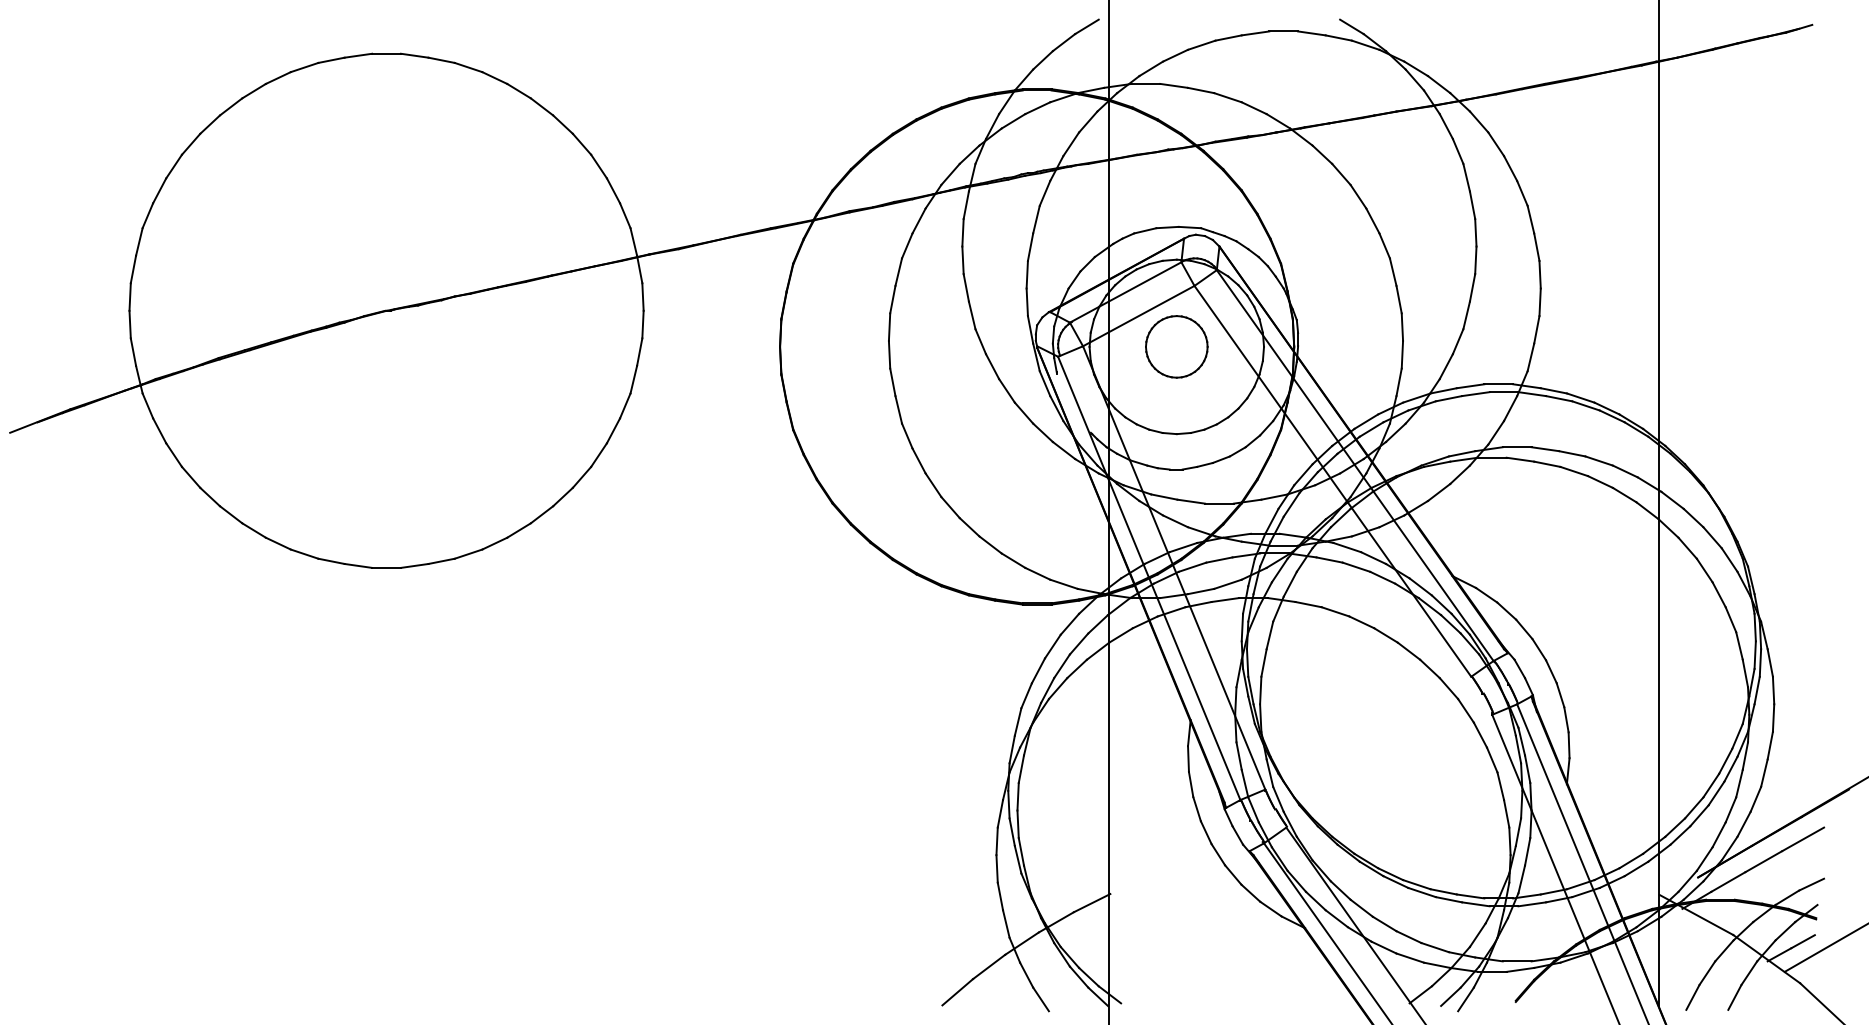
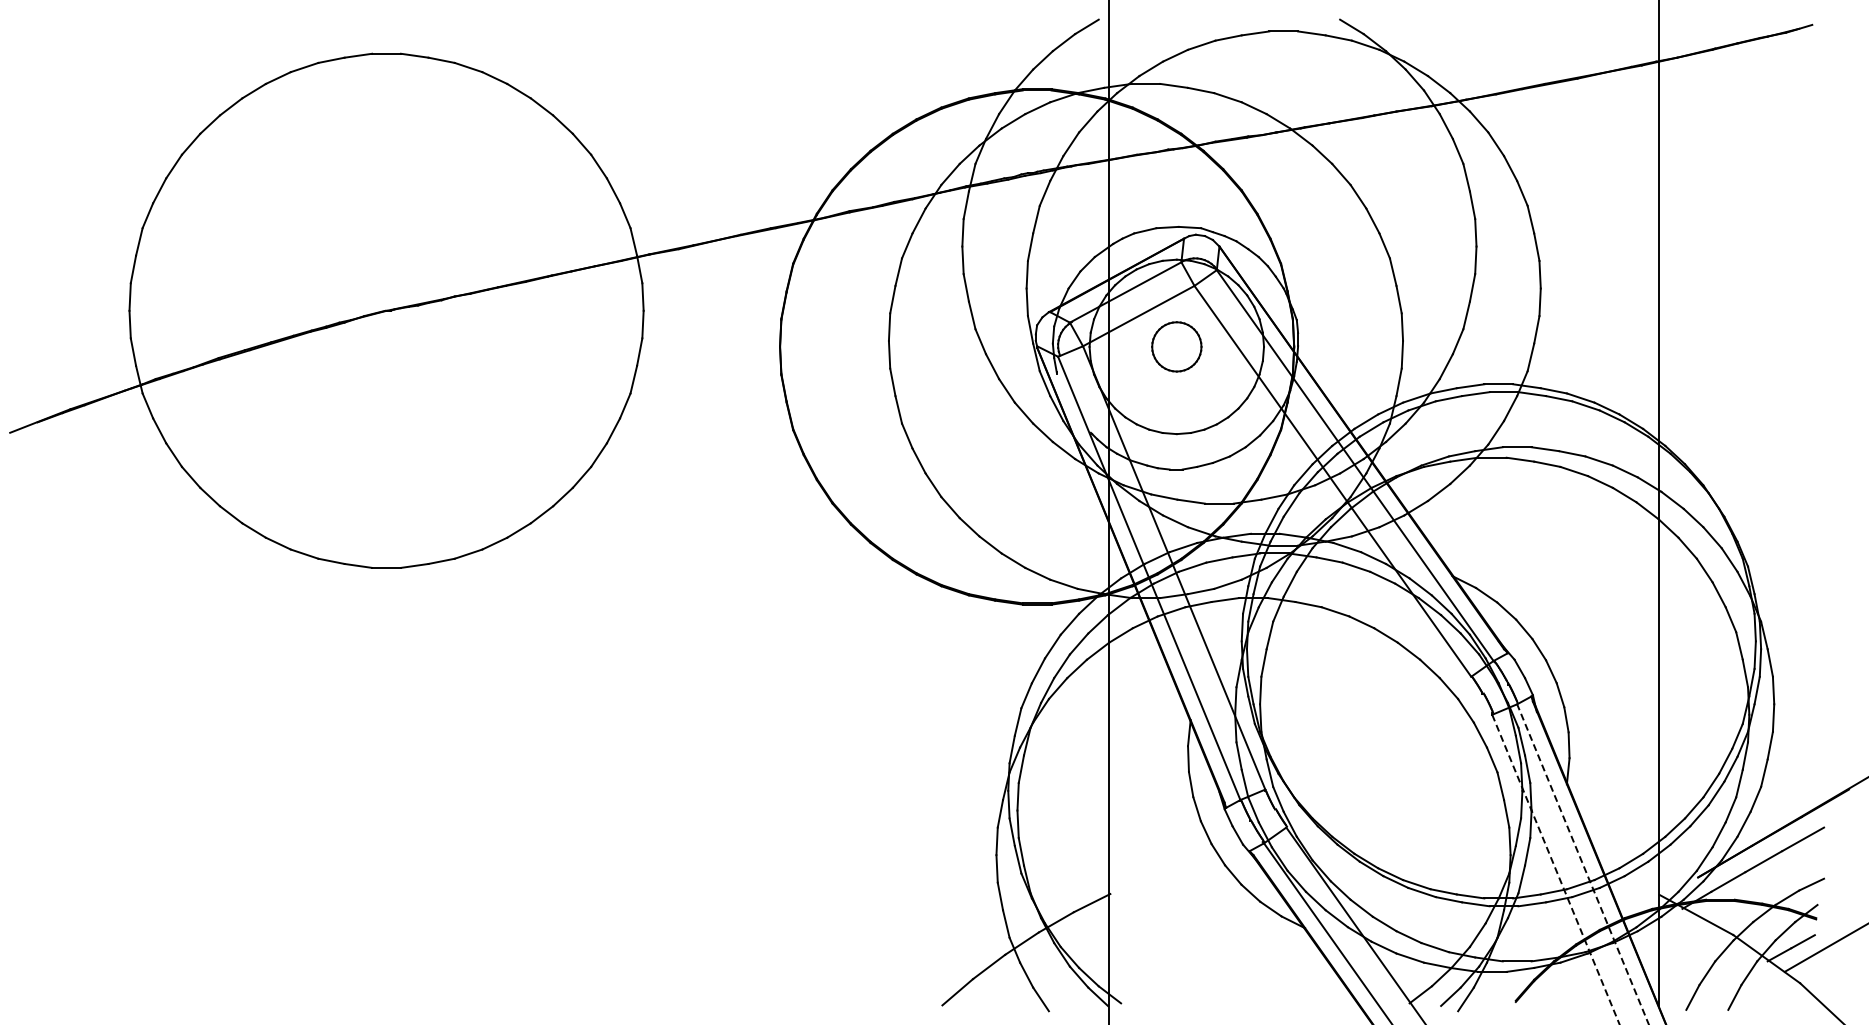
part size: 64x64 px -> 52x52 px (1176, 346)
line: solid -> dashed (1582, 864)
line: solid -> dashed (1556, 869)
